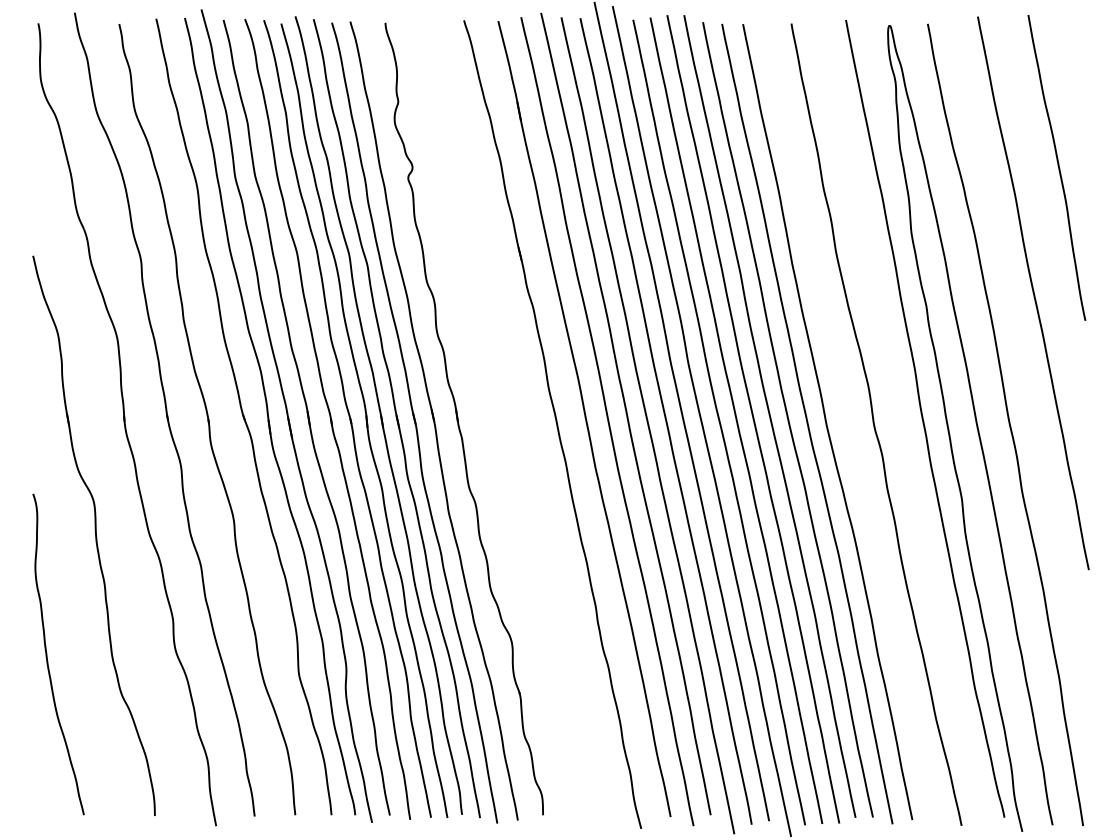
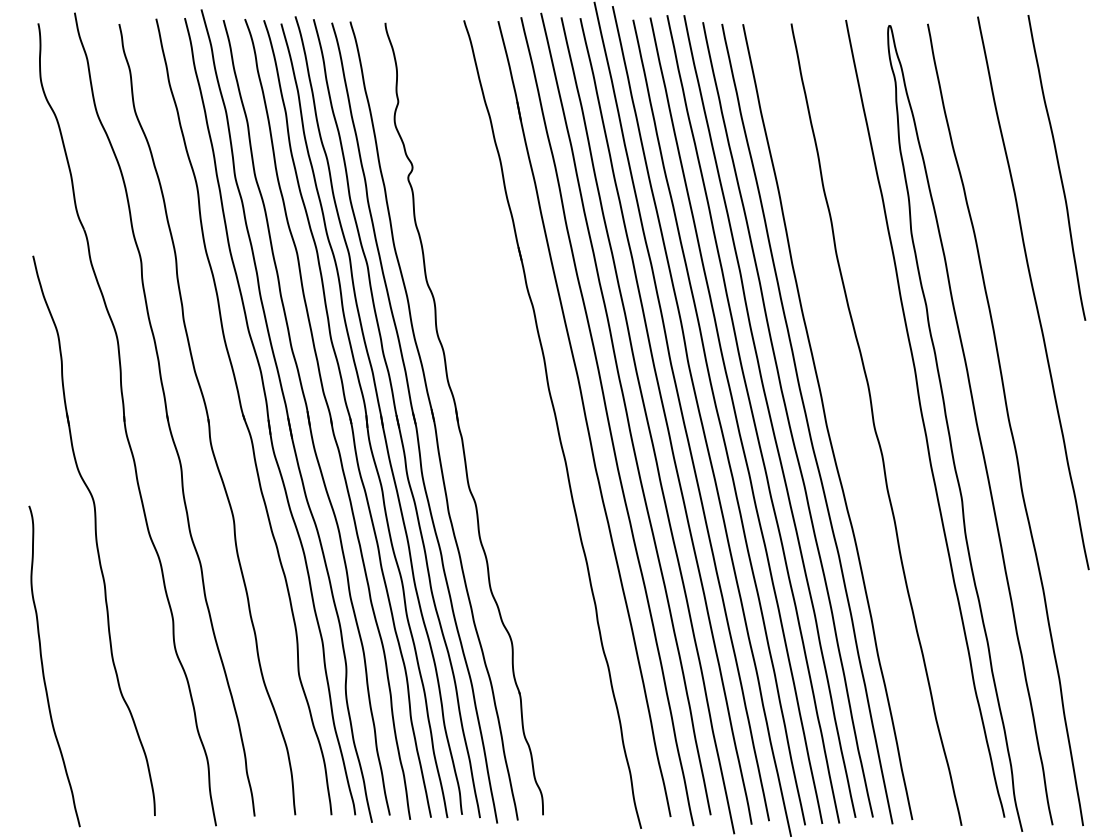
curve position: (47, 654) -> (43, 666) (43, 666)
